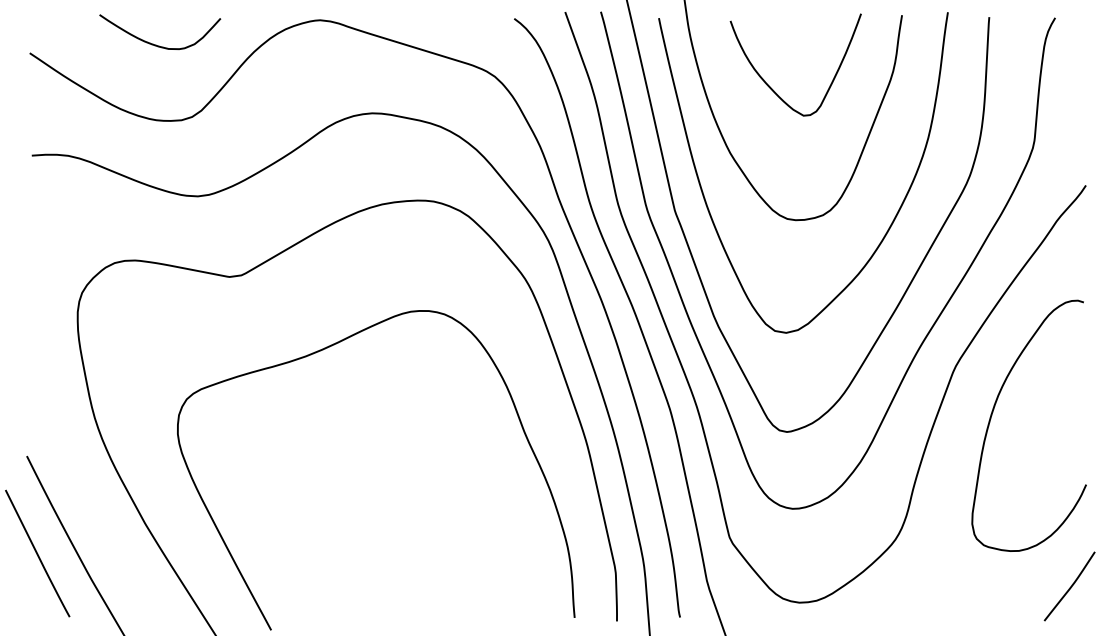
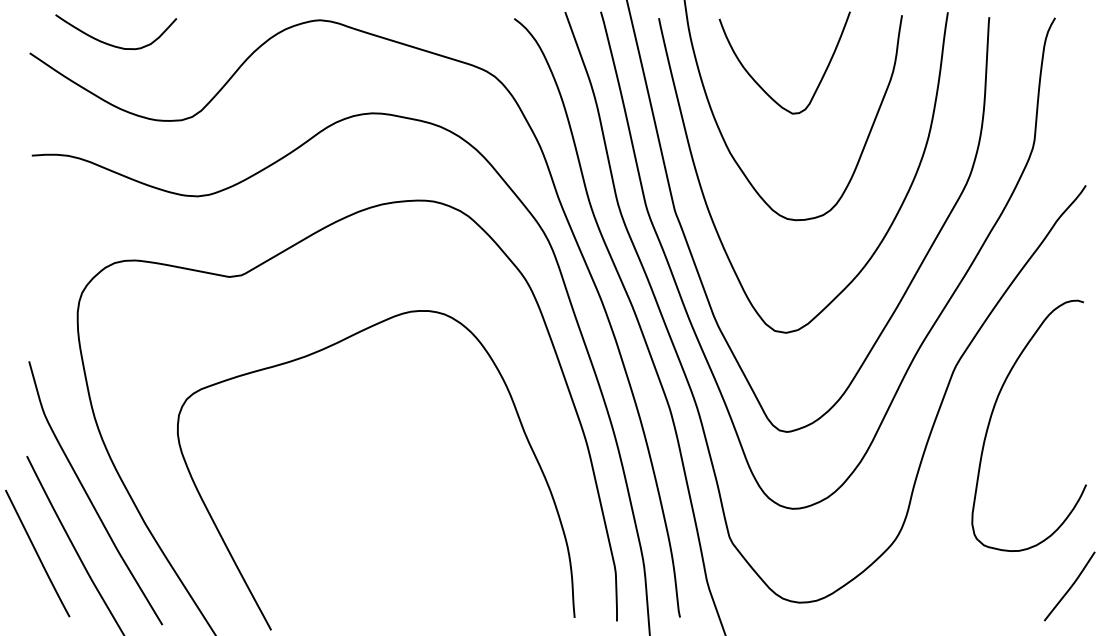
curve position: (156, 44) -> (112, 44) (112, 44)
curve position: (771, 87) -> (760, 85) (760, 85)
curve: none -> present (89, 496)
